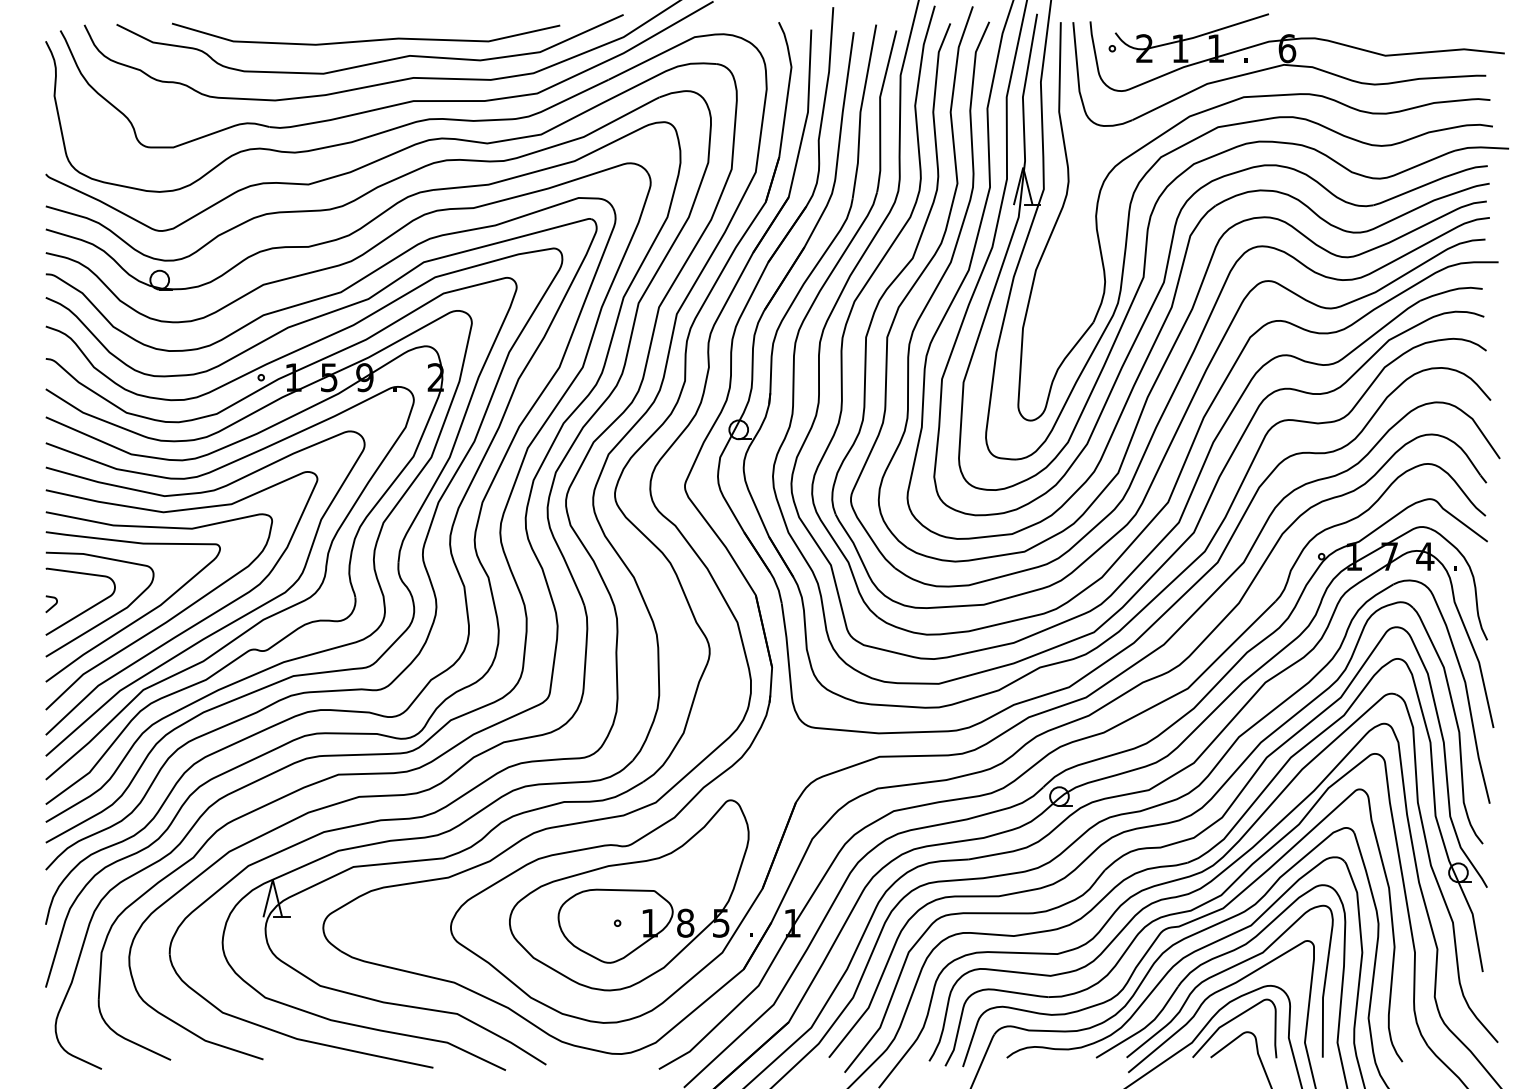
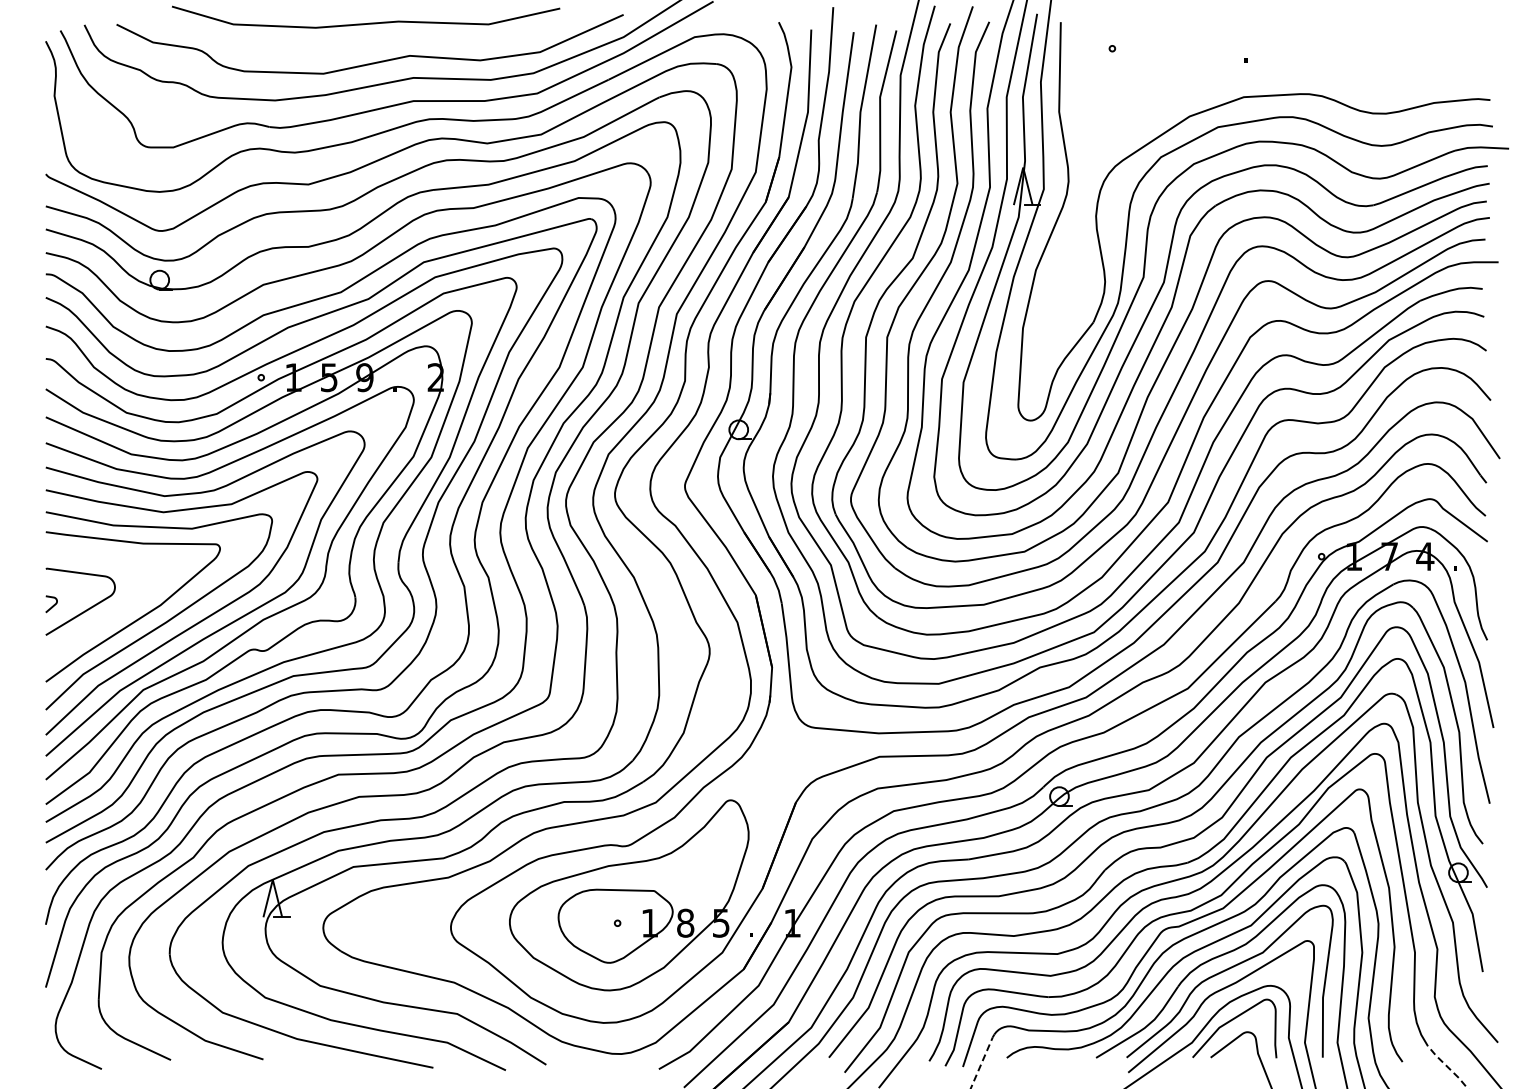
curve position: (368, 39) -> (368, 22) (368, 22)
part: present -> none (1288, 69)
curve: present -> none (108, 617)
line: solid -> dashed (982, 1060)
line: solid -> dashed (1447, 1066)
